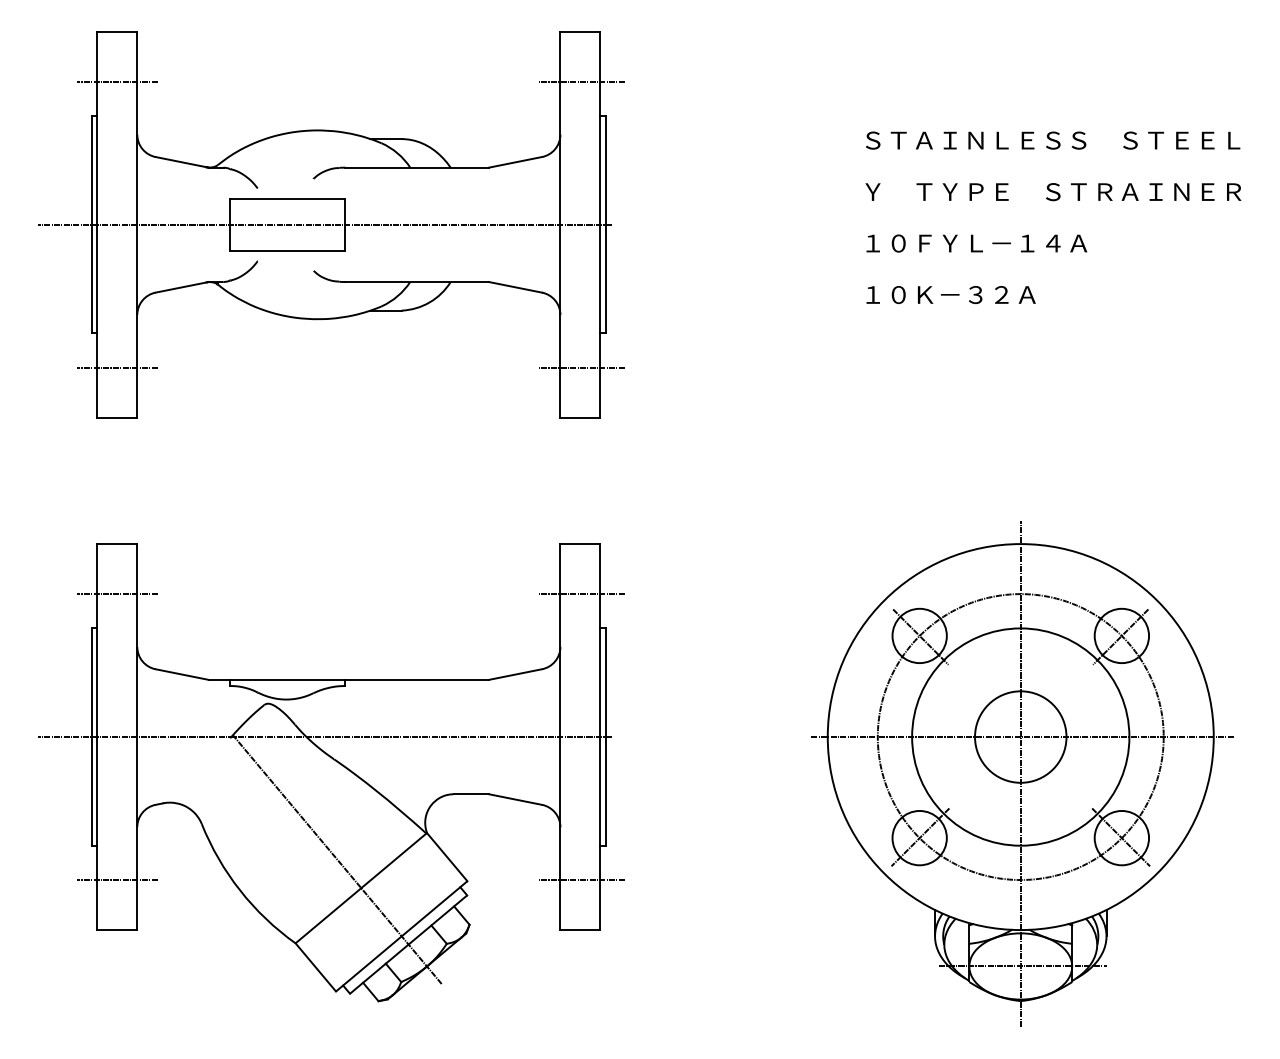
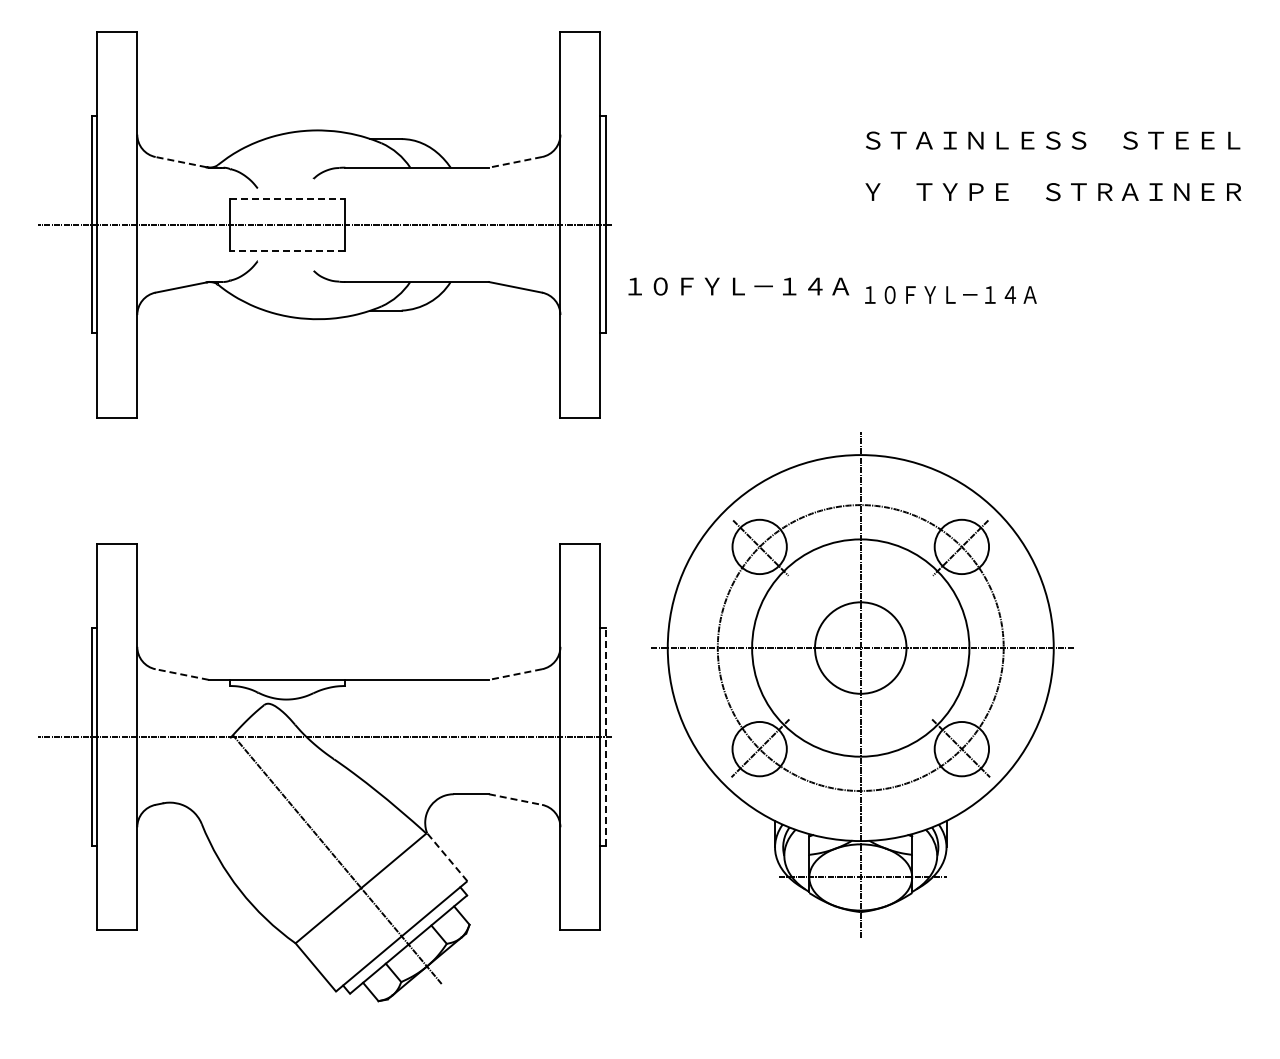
line: present -> none (117, 81)
line: present -> none (581, 81)
line: solid -> dashed (181, 162)
line: solid -> dashed (515, 162)
line: solid -> dashed (287, 199)
text position: (976, 243) -> (738, 286) (738, 286)
line: solid -> dashed (287, 250)
text: １０Ｋ－３２Ａ -> １０ＦＹＬ－１４Ａ (950, 295)
line: present -> none (117, 367)
line: present -> none (581, 367)
line: present -> none (117, 594)
line: present -> none (581, 594)
line: solid -> dashed (181, 674)
line: solid -> dashed (515, 674)
line: solid -> dashed (606, 737)
part position: (1022, 773) -> (862, 684) (862, 684)
line: solid -> dashed (515, 799)
line: solid -> dashed (446, 856)
line: present -> none (117, 880)
line: present -> none (581, 880)
